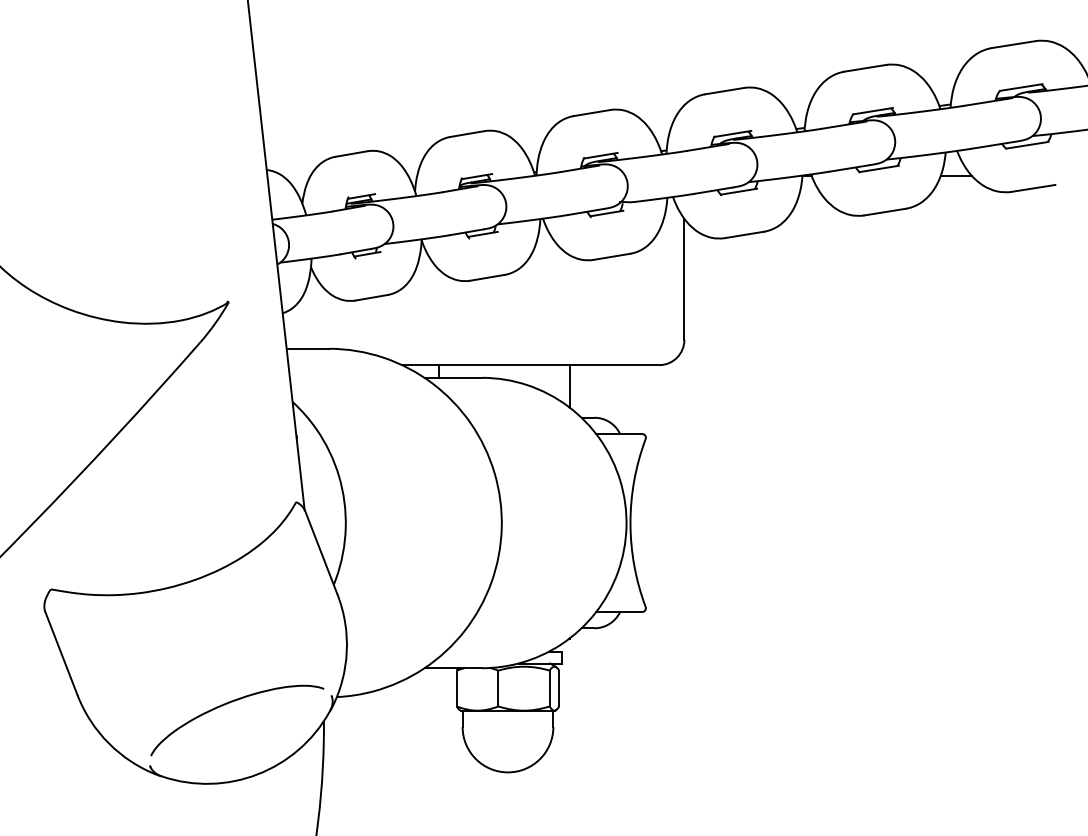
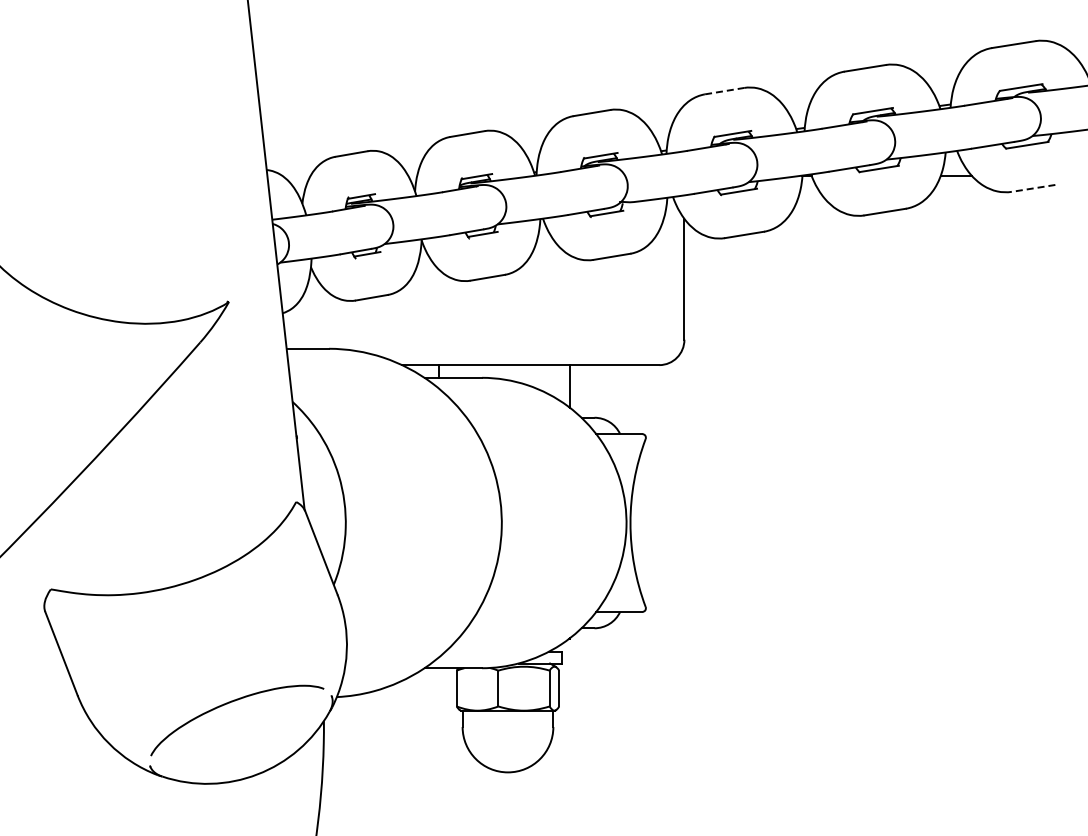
line: solid -> dashed (724, 91)
line: solid -> dashed (1033, 188)
